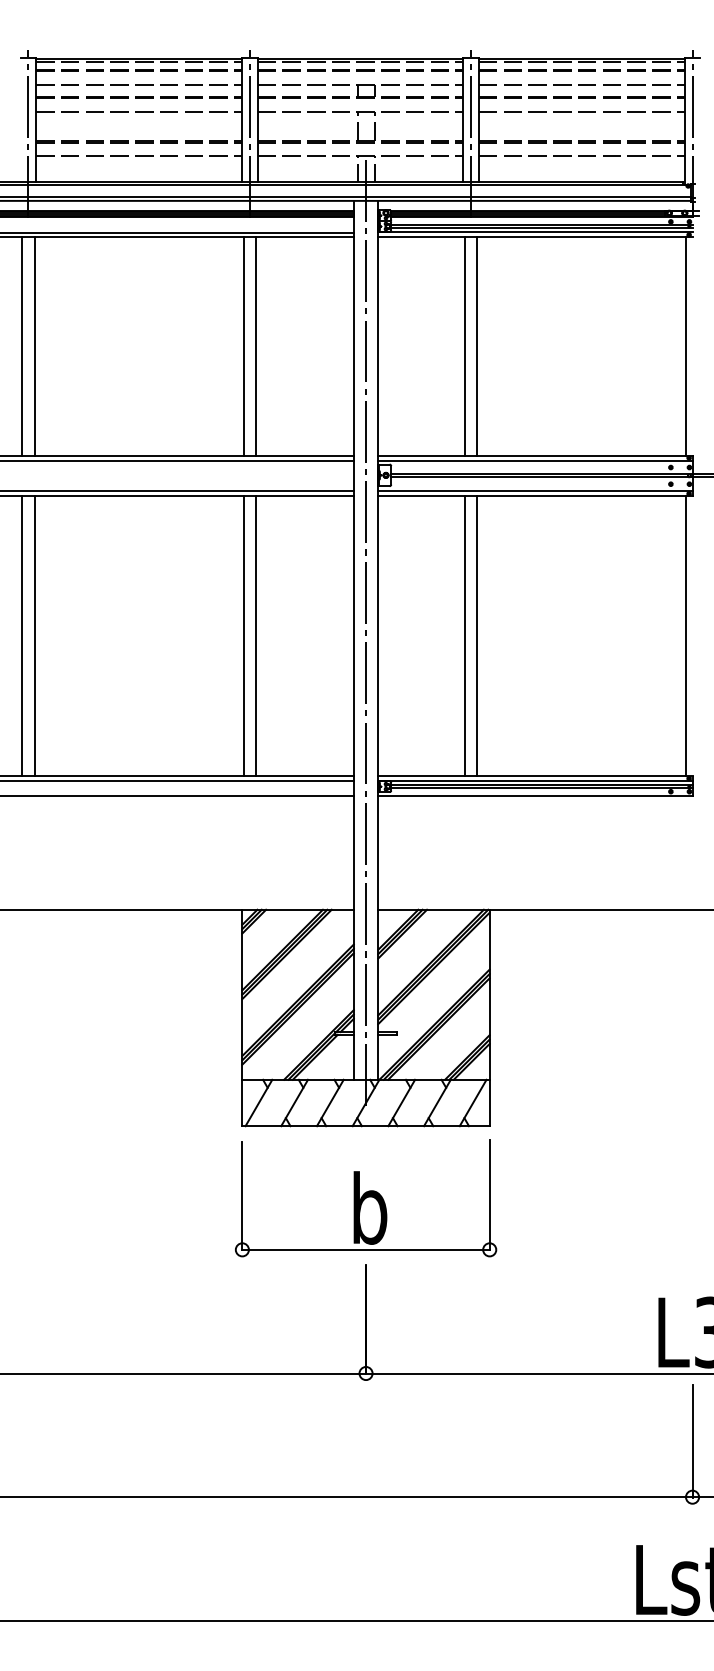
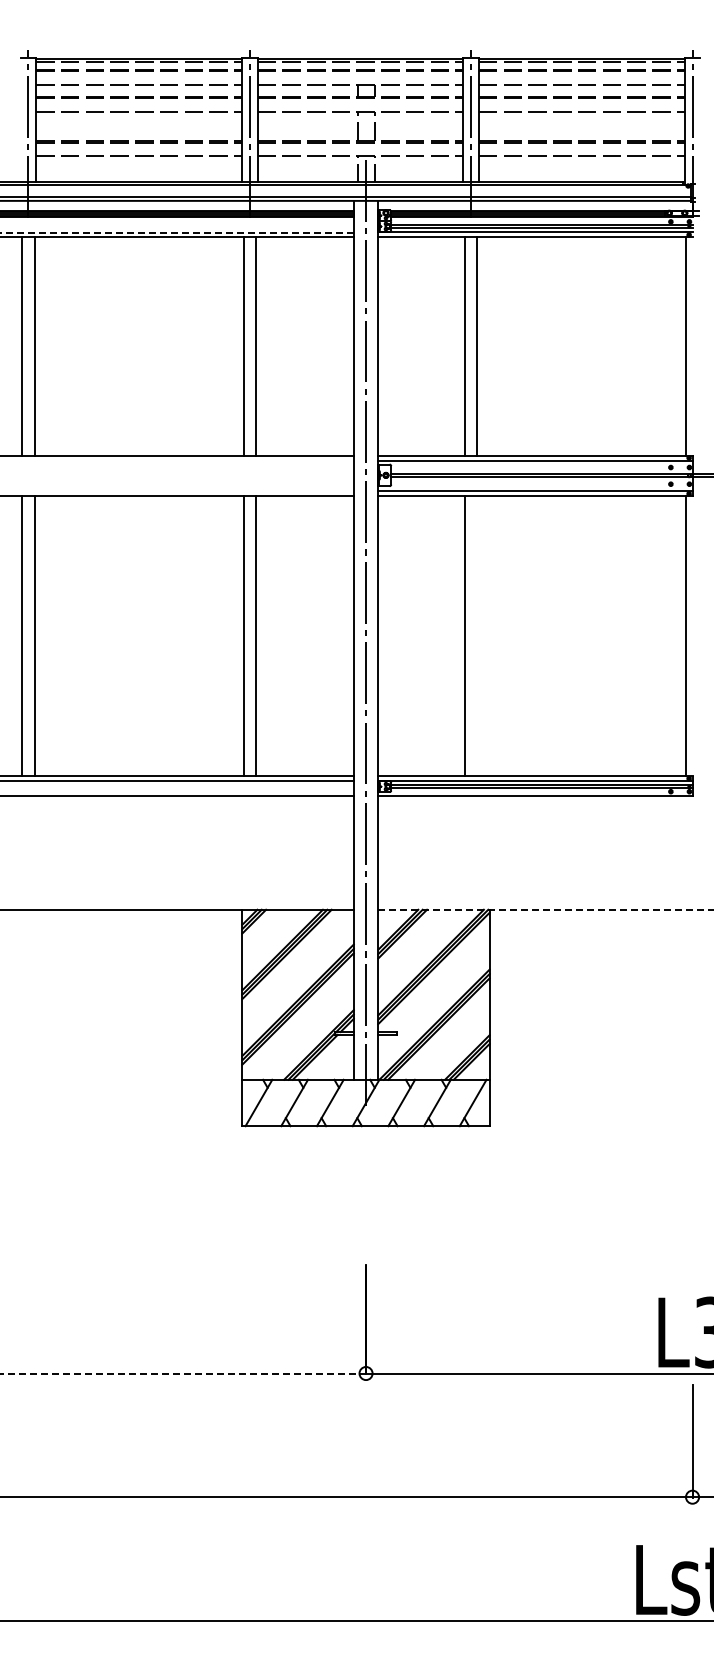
line: solid -> dashed (177, 232)
line: present -> none (177, 460)
line: present -> none (177, 490)
line: present -> none (477, 635)
line: solid -> dashed (546, 909)
part: present -> none (366, 1198)
line: solid -> dashed (183, 1373)
